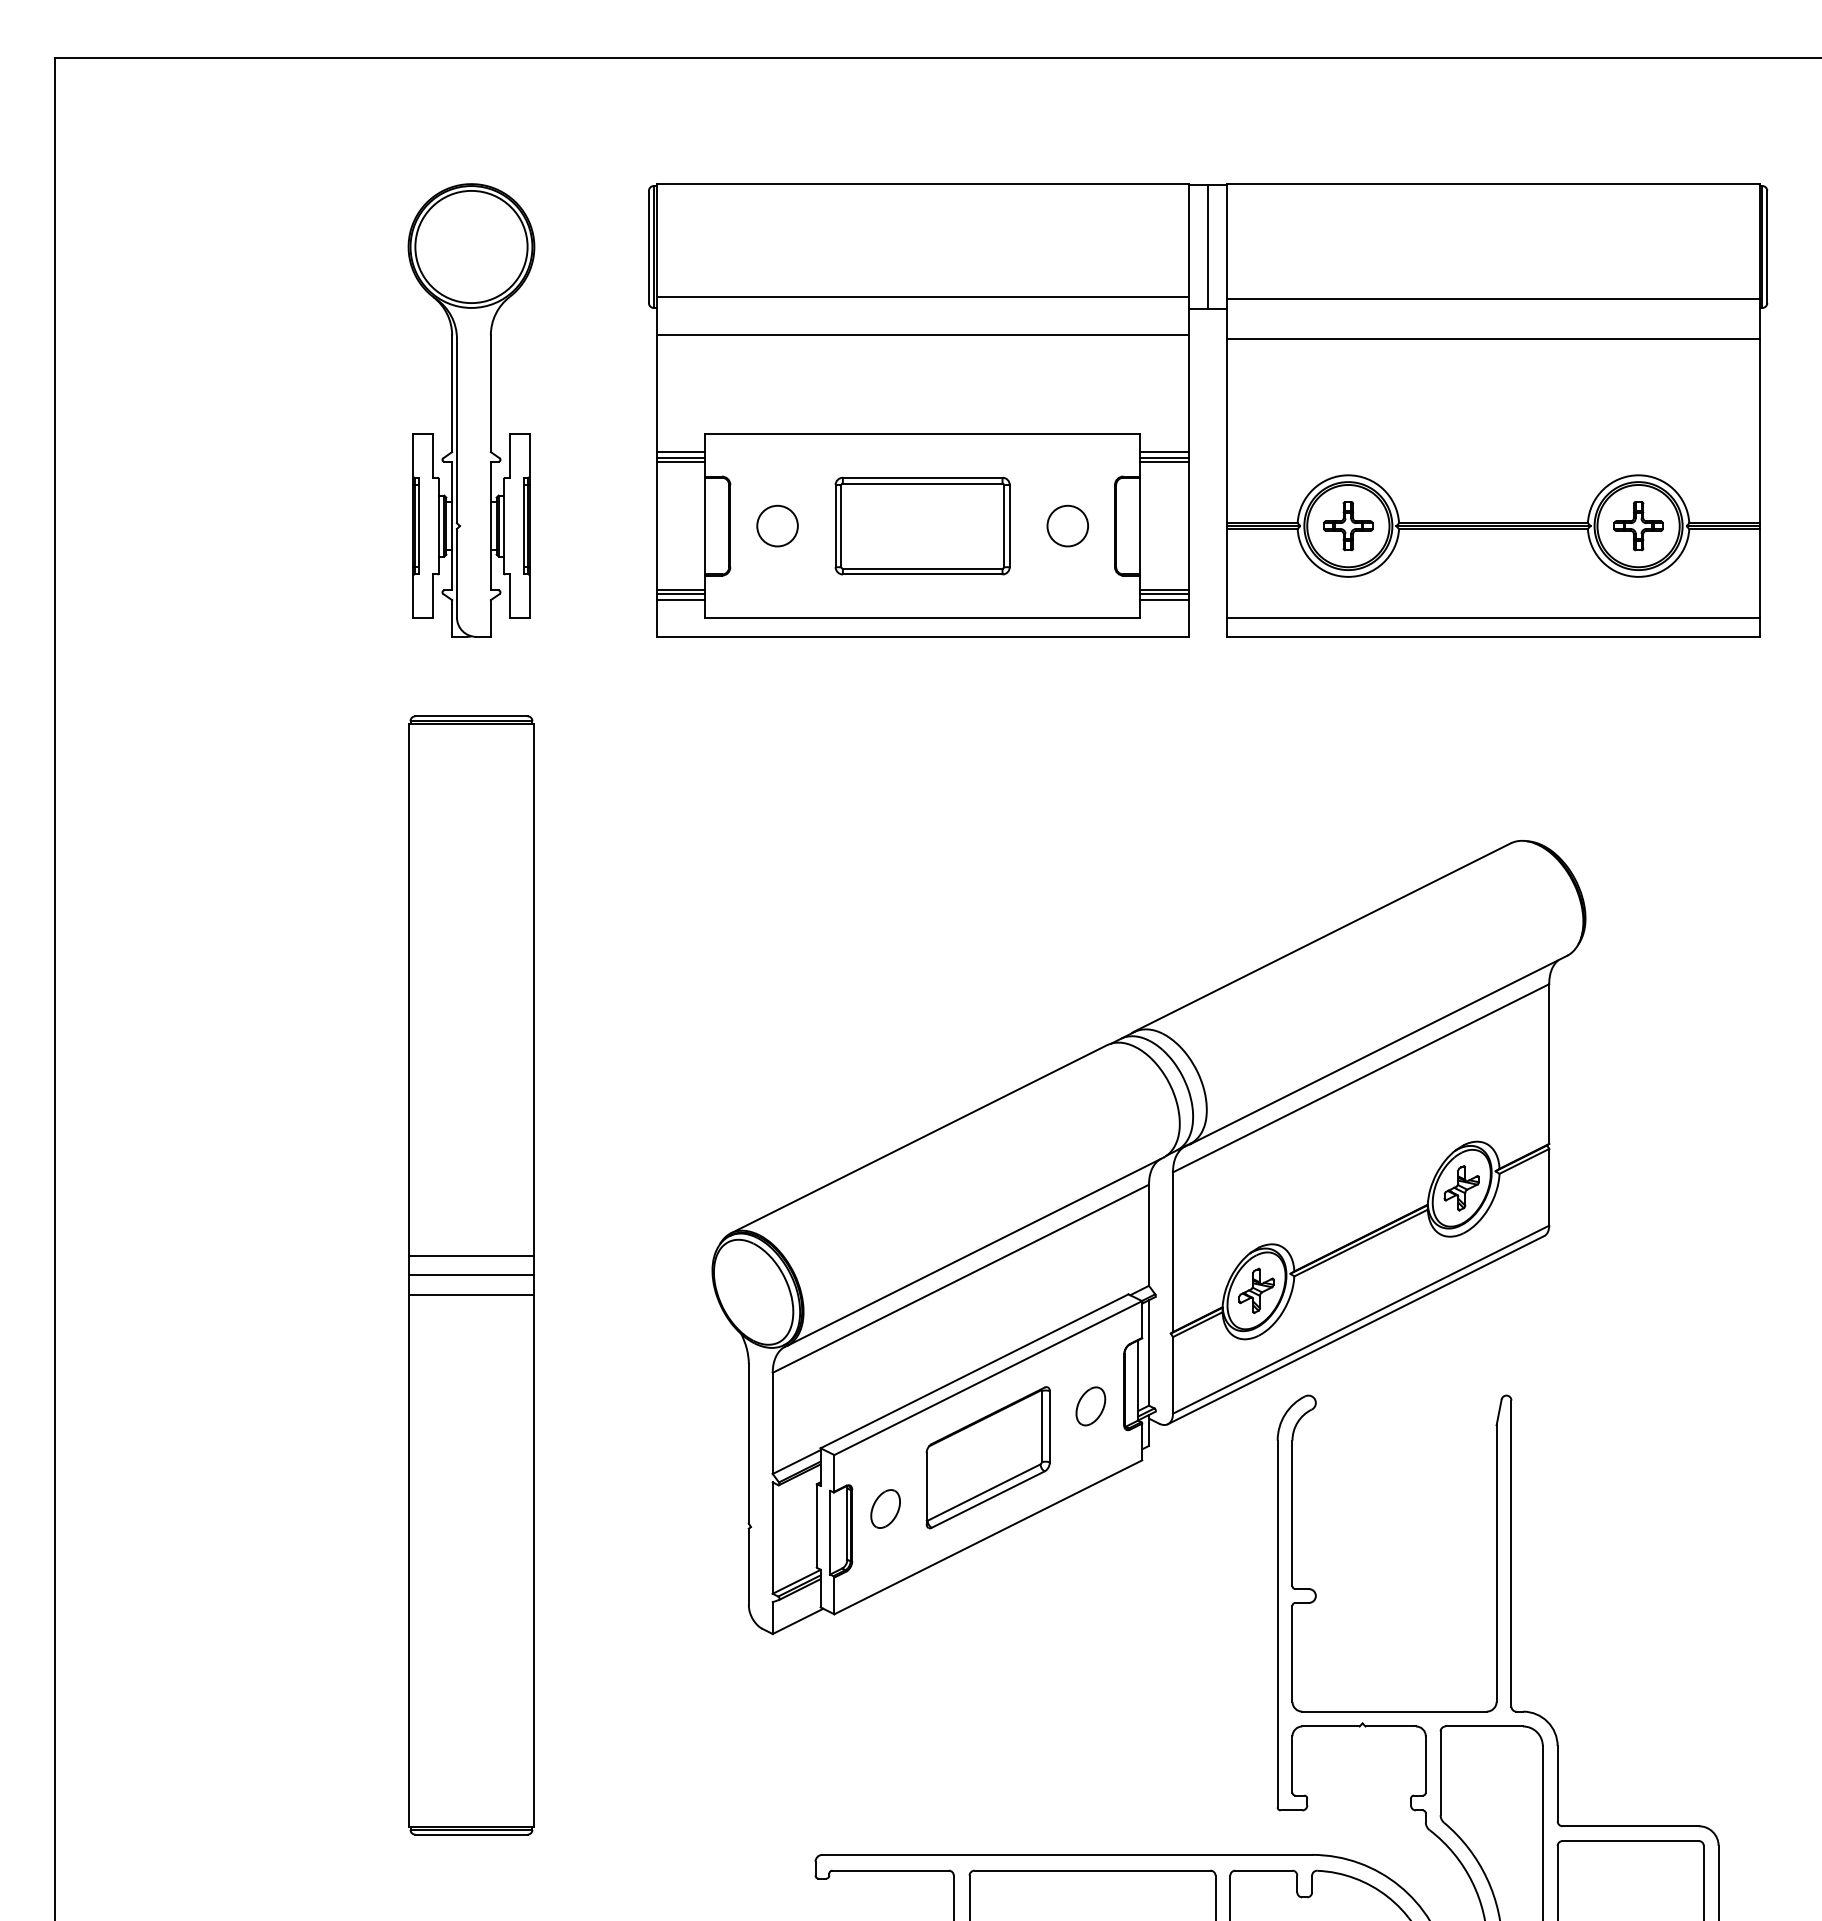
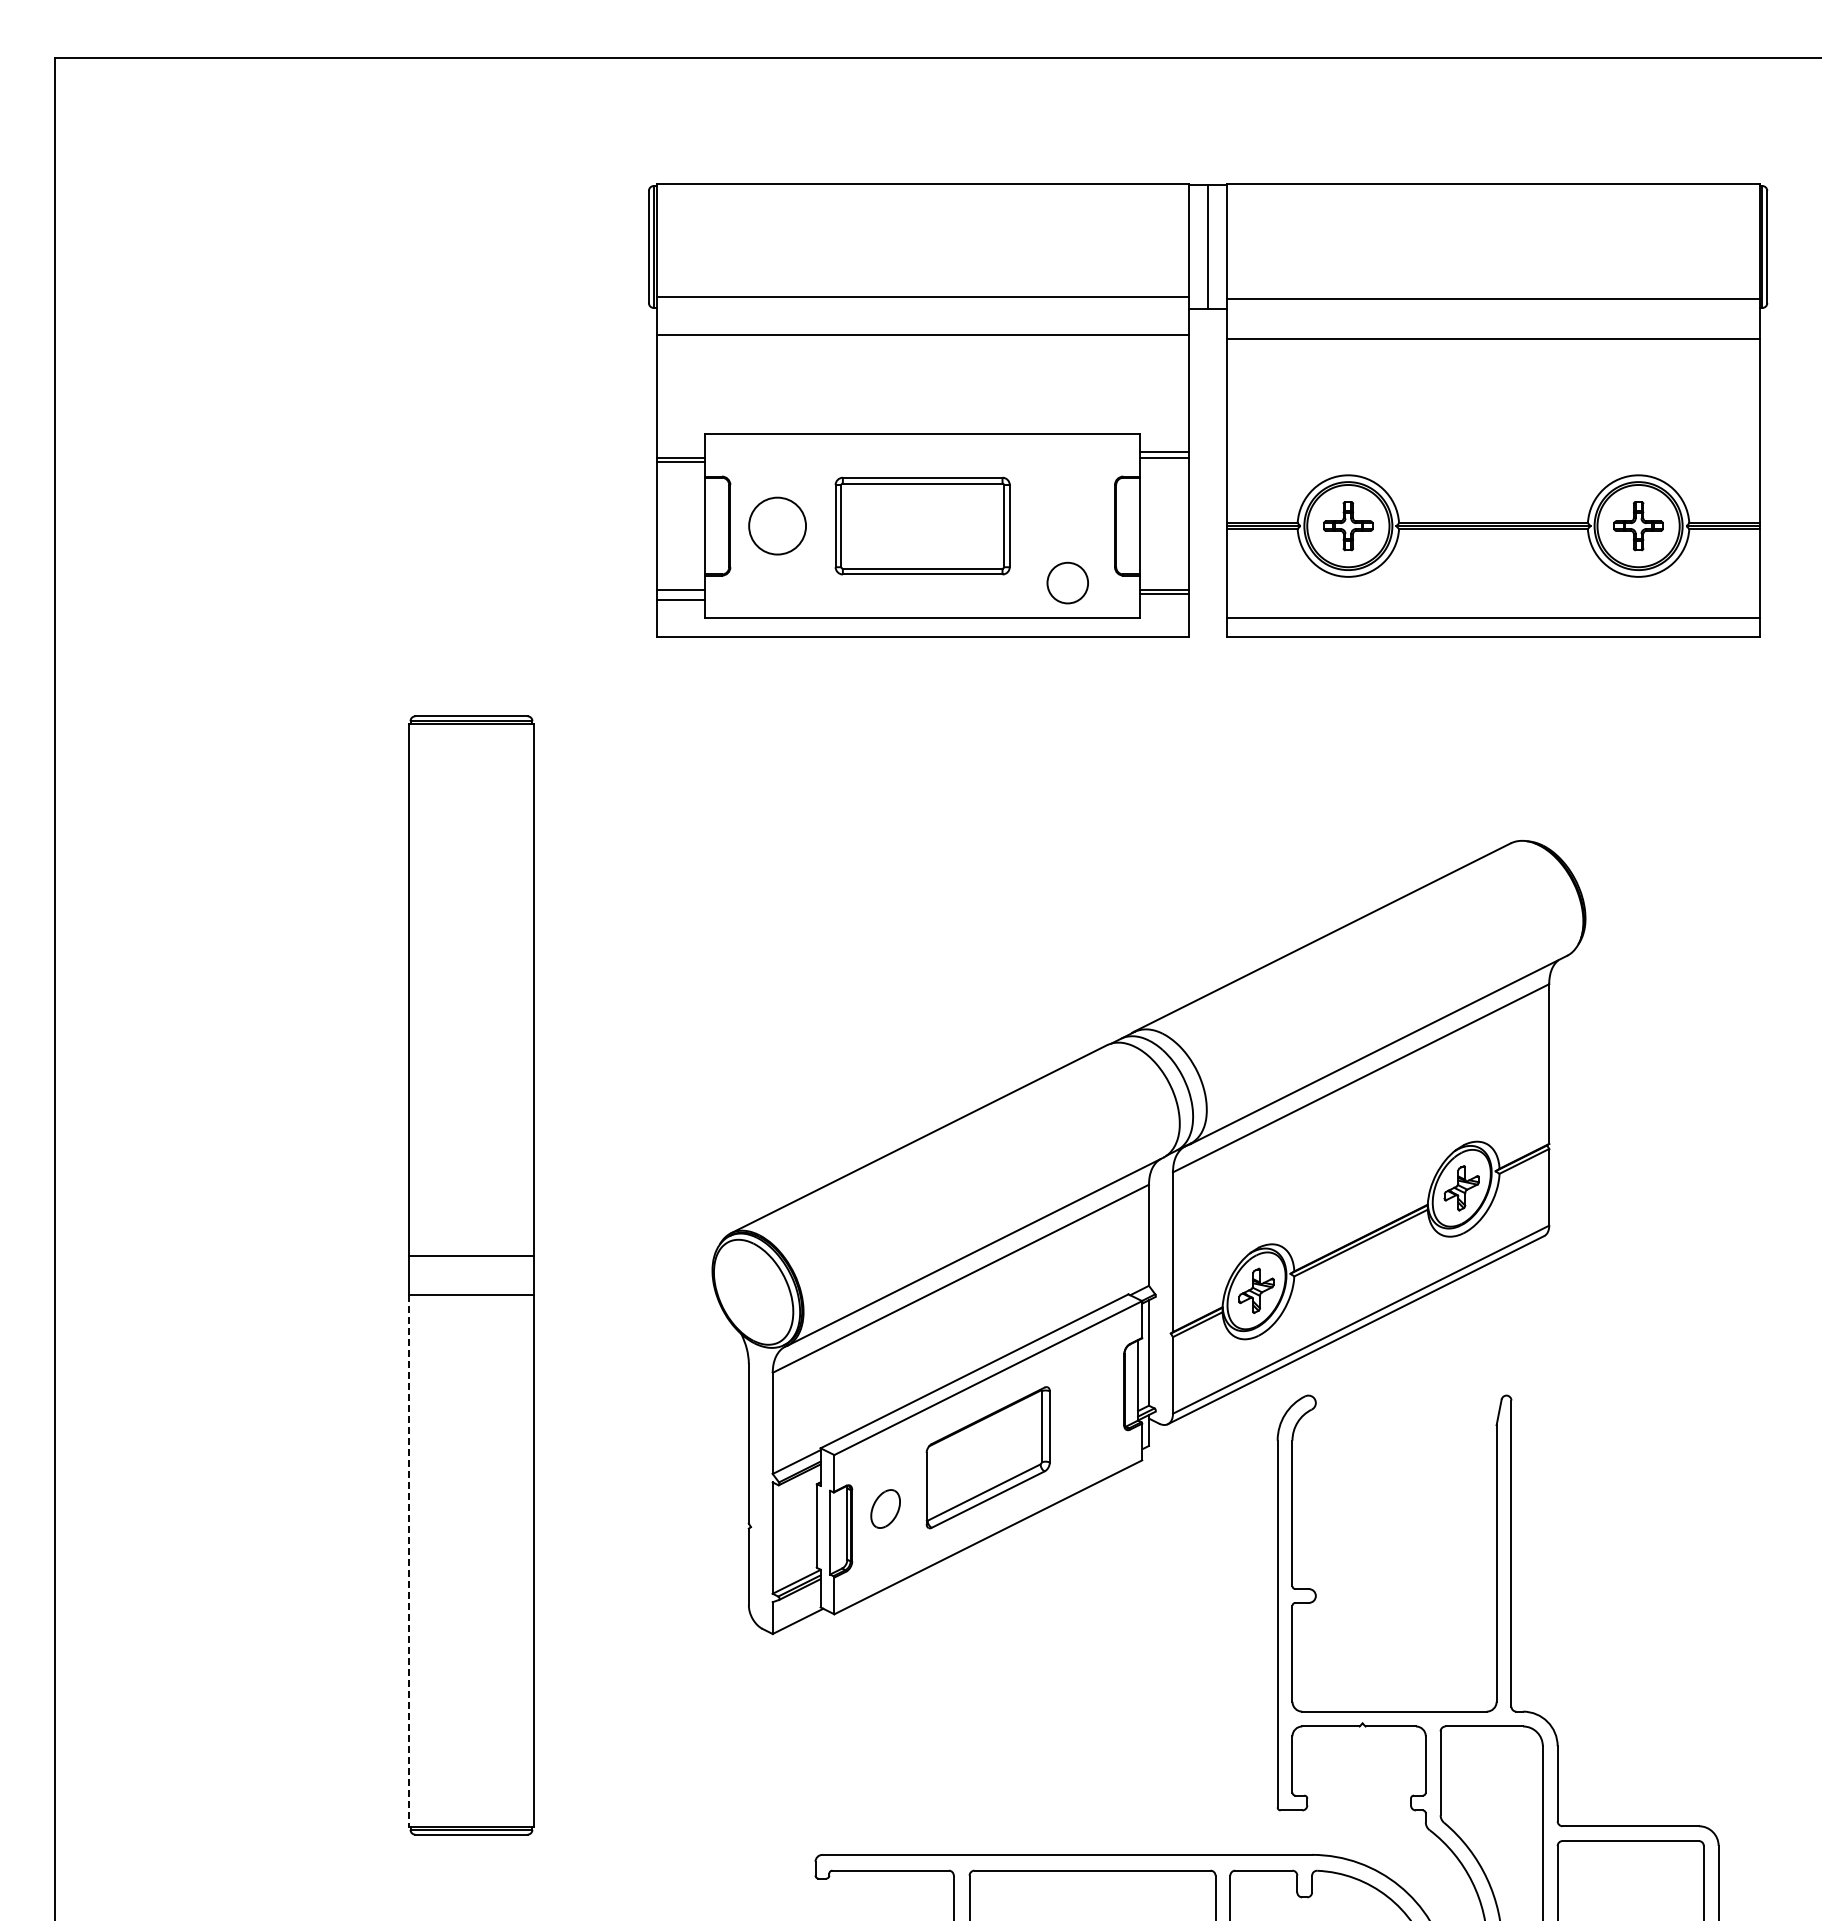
part: present -> none (471, 410)
line: present -> none (680, 452)
line: present -> none (1164, 461)
circle diameter: 41 px -> 57 px (777, 525)
circle position: (1067, 525) -> (1067, 582) (1067, 582)
line: present -> none (680, 594)
line: present -> none (1164, 600)
line: present -> none (471, 1275)
part: present -> none (1090, 1406)
line: solid -> dashed (408, 1561)
